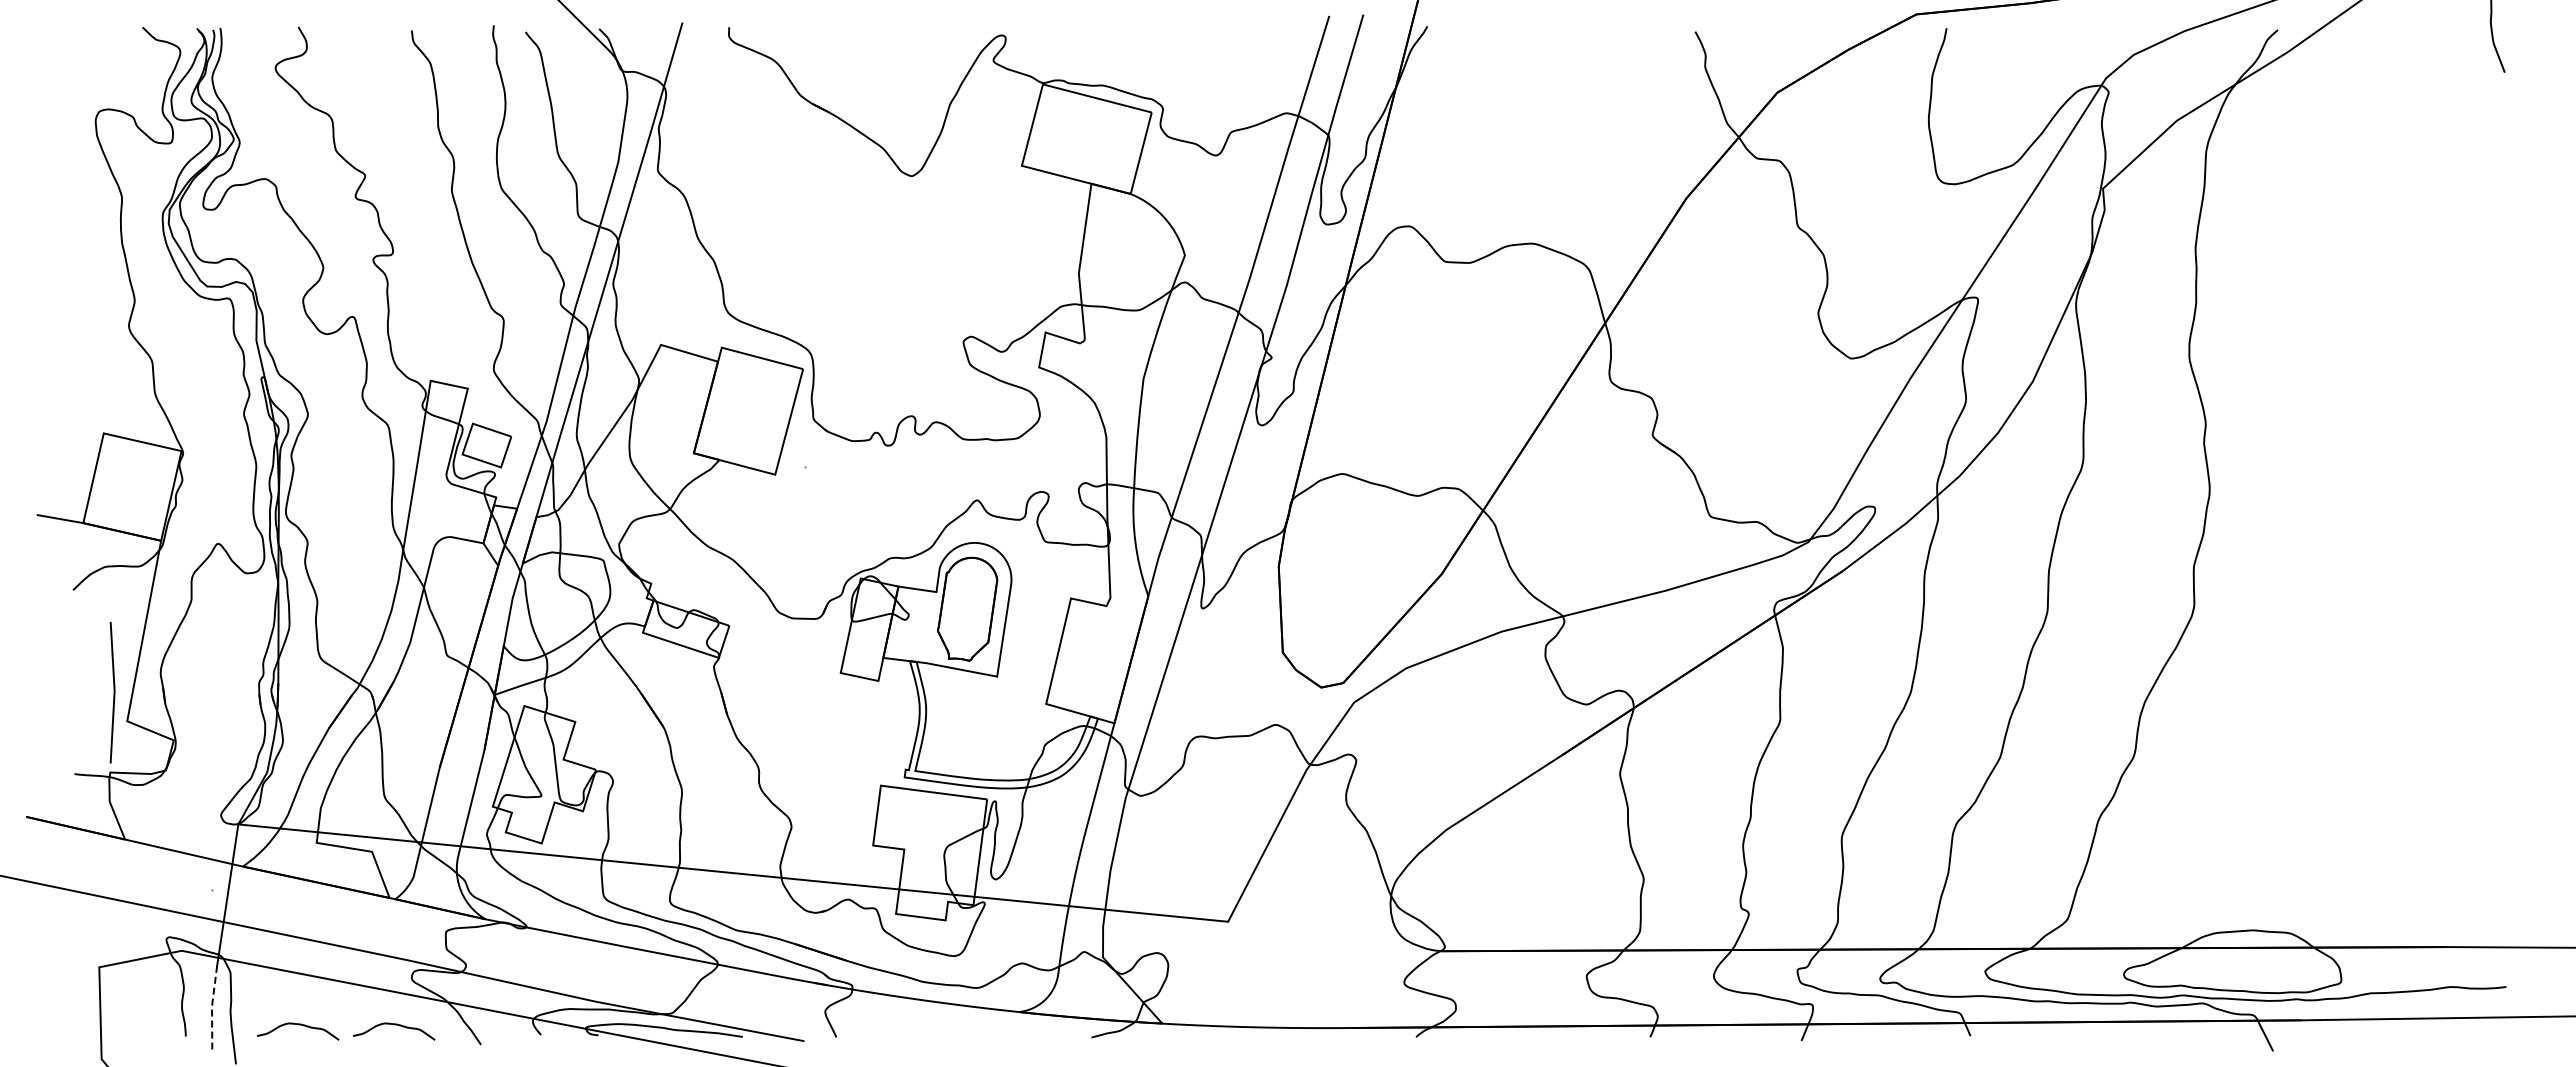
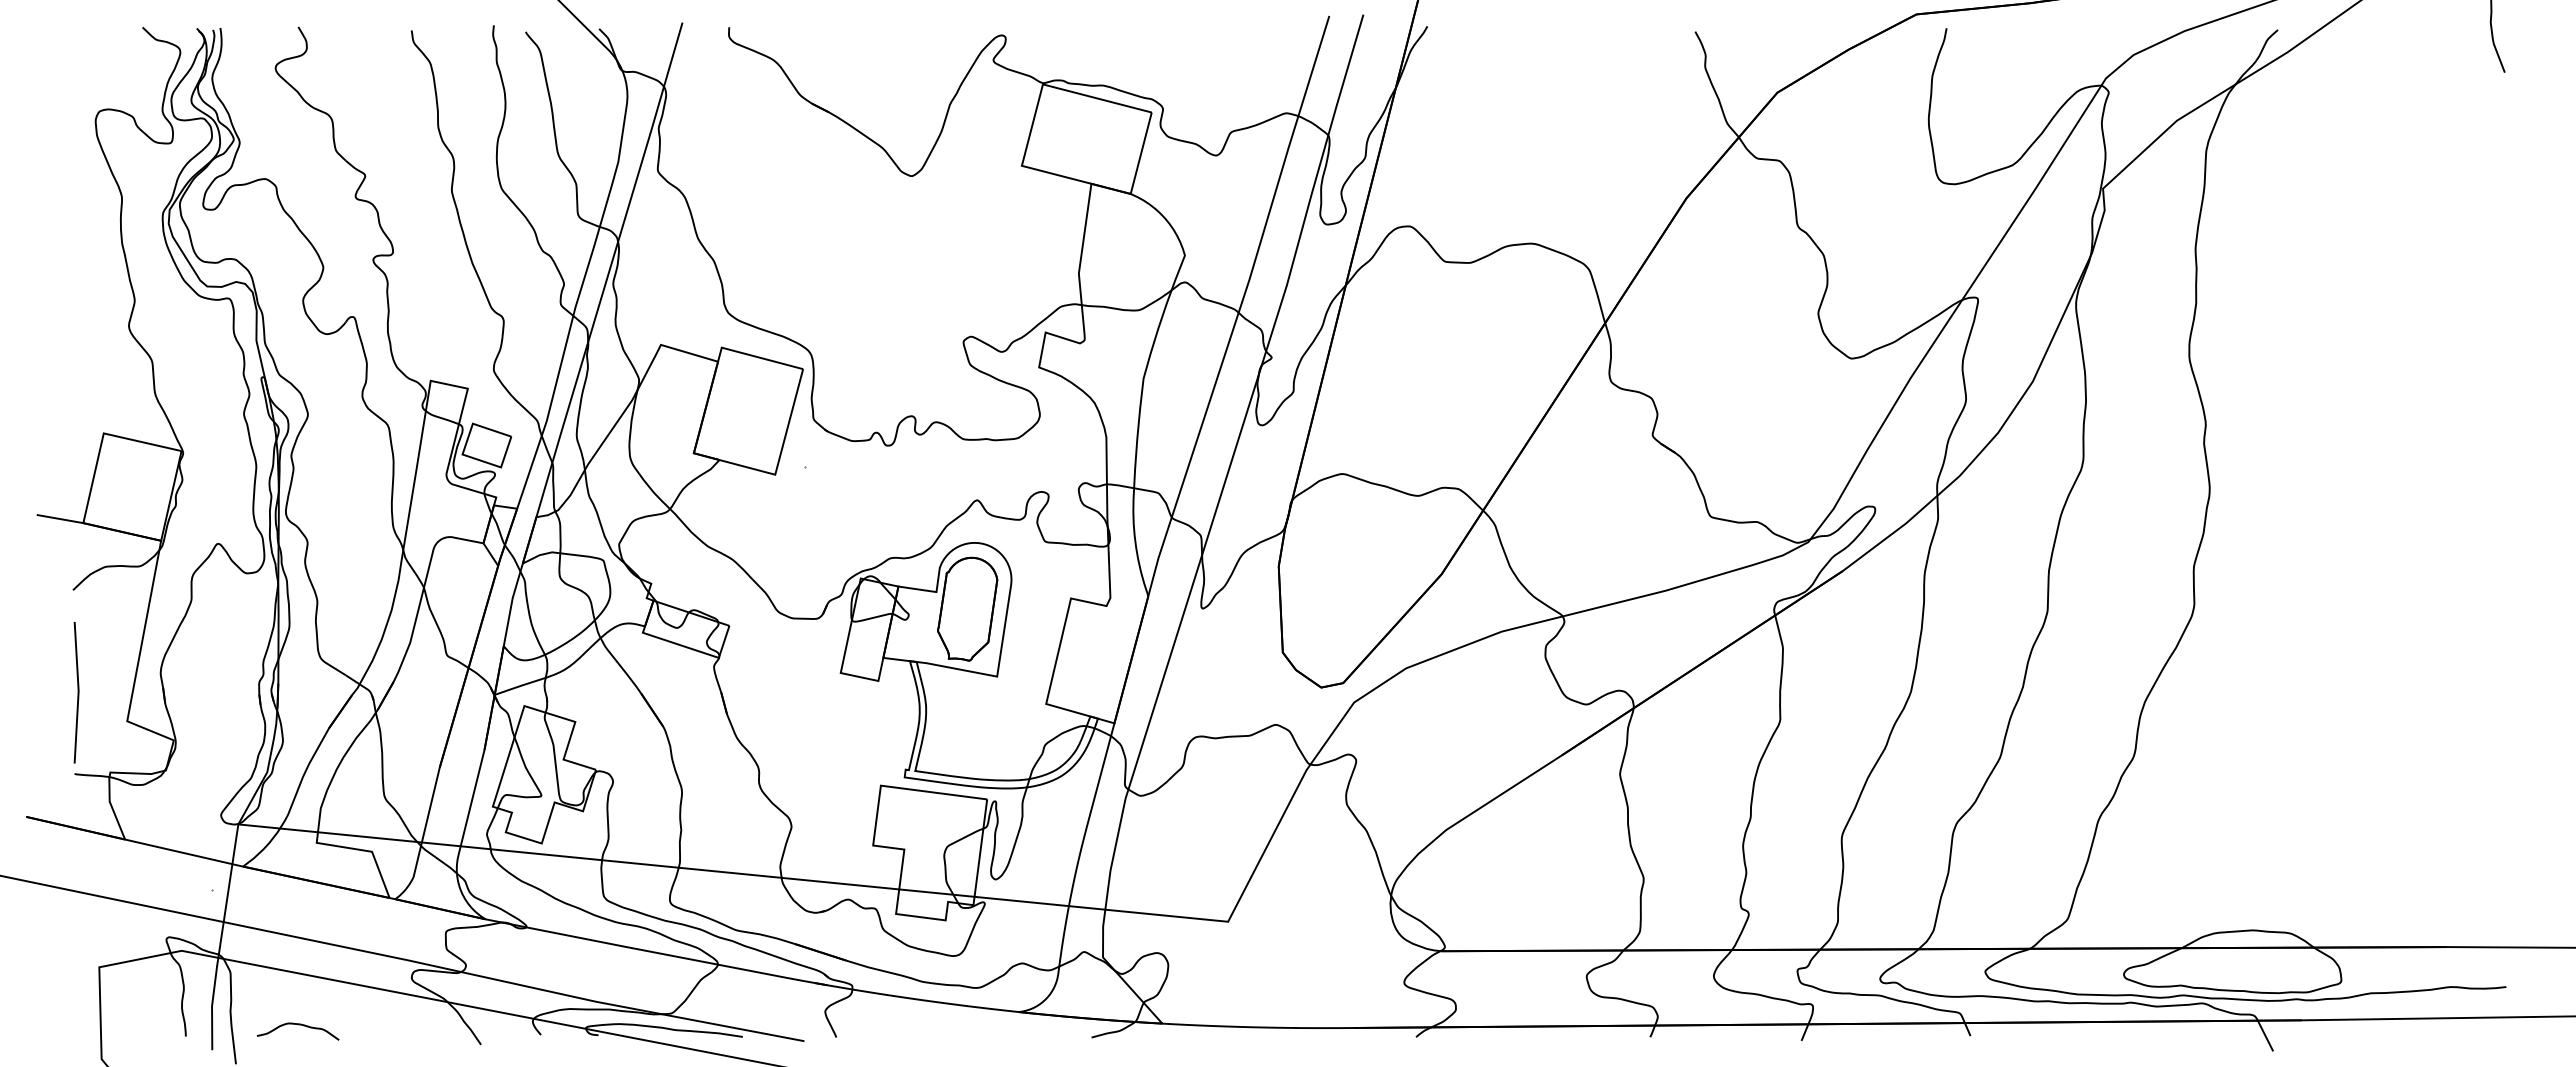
line position: (113, 692) -> (77, 692) (77, 692)
line: dashed -> solid (212, 1007)
curve: present -> none (394, 1025)
